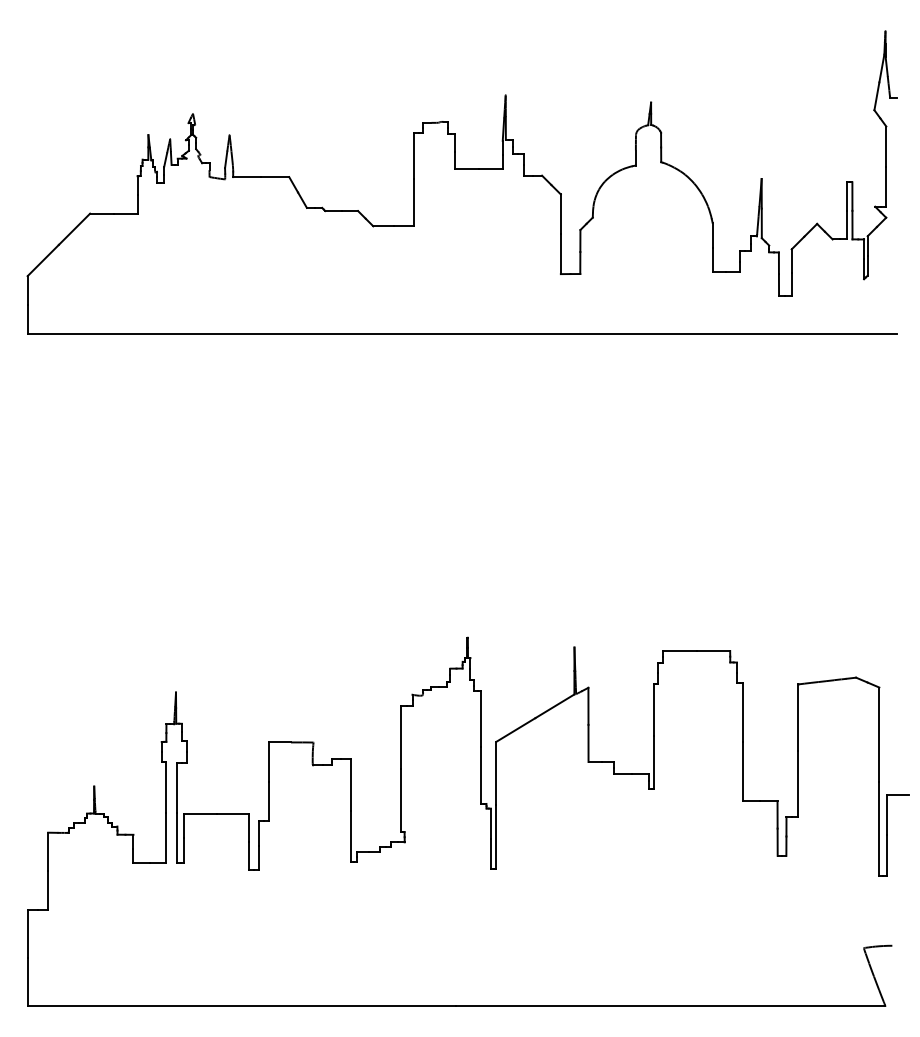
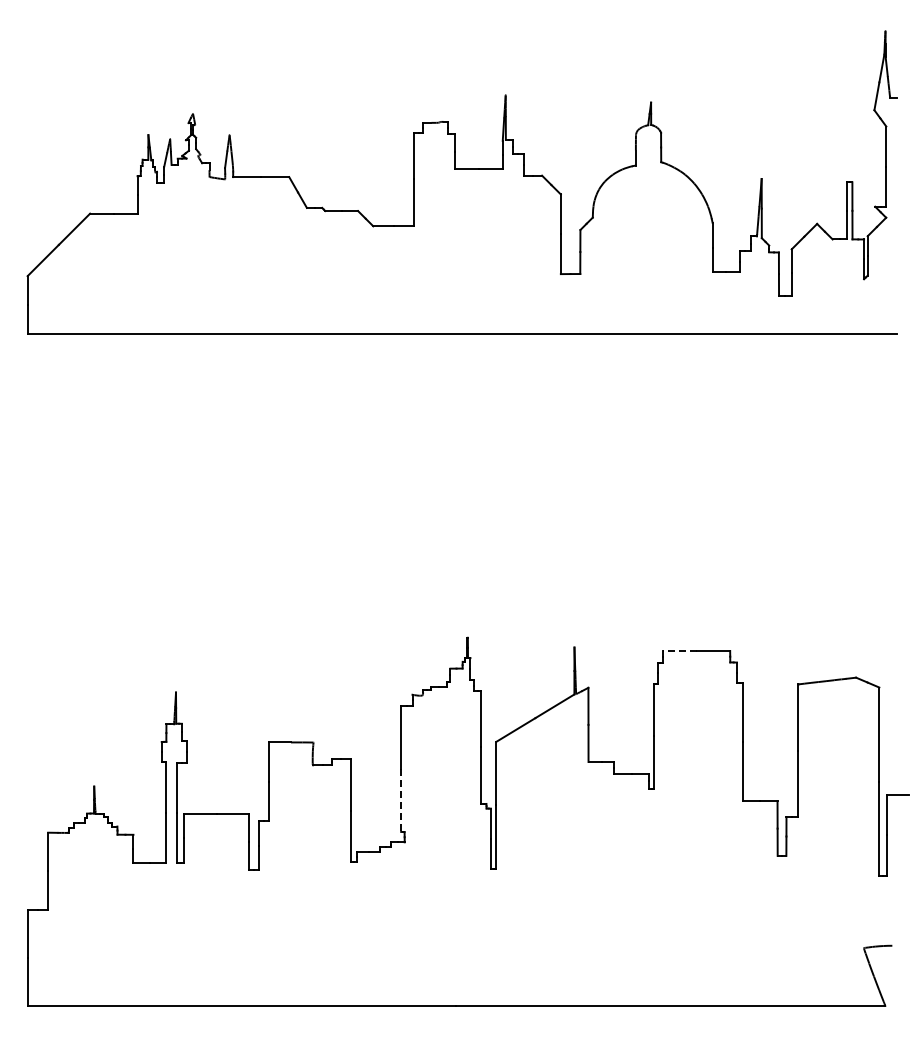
line: solid -> dashed (679, 650)
line: solid -> dashed (401, 800)
